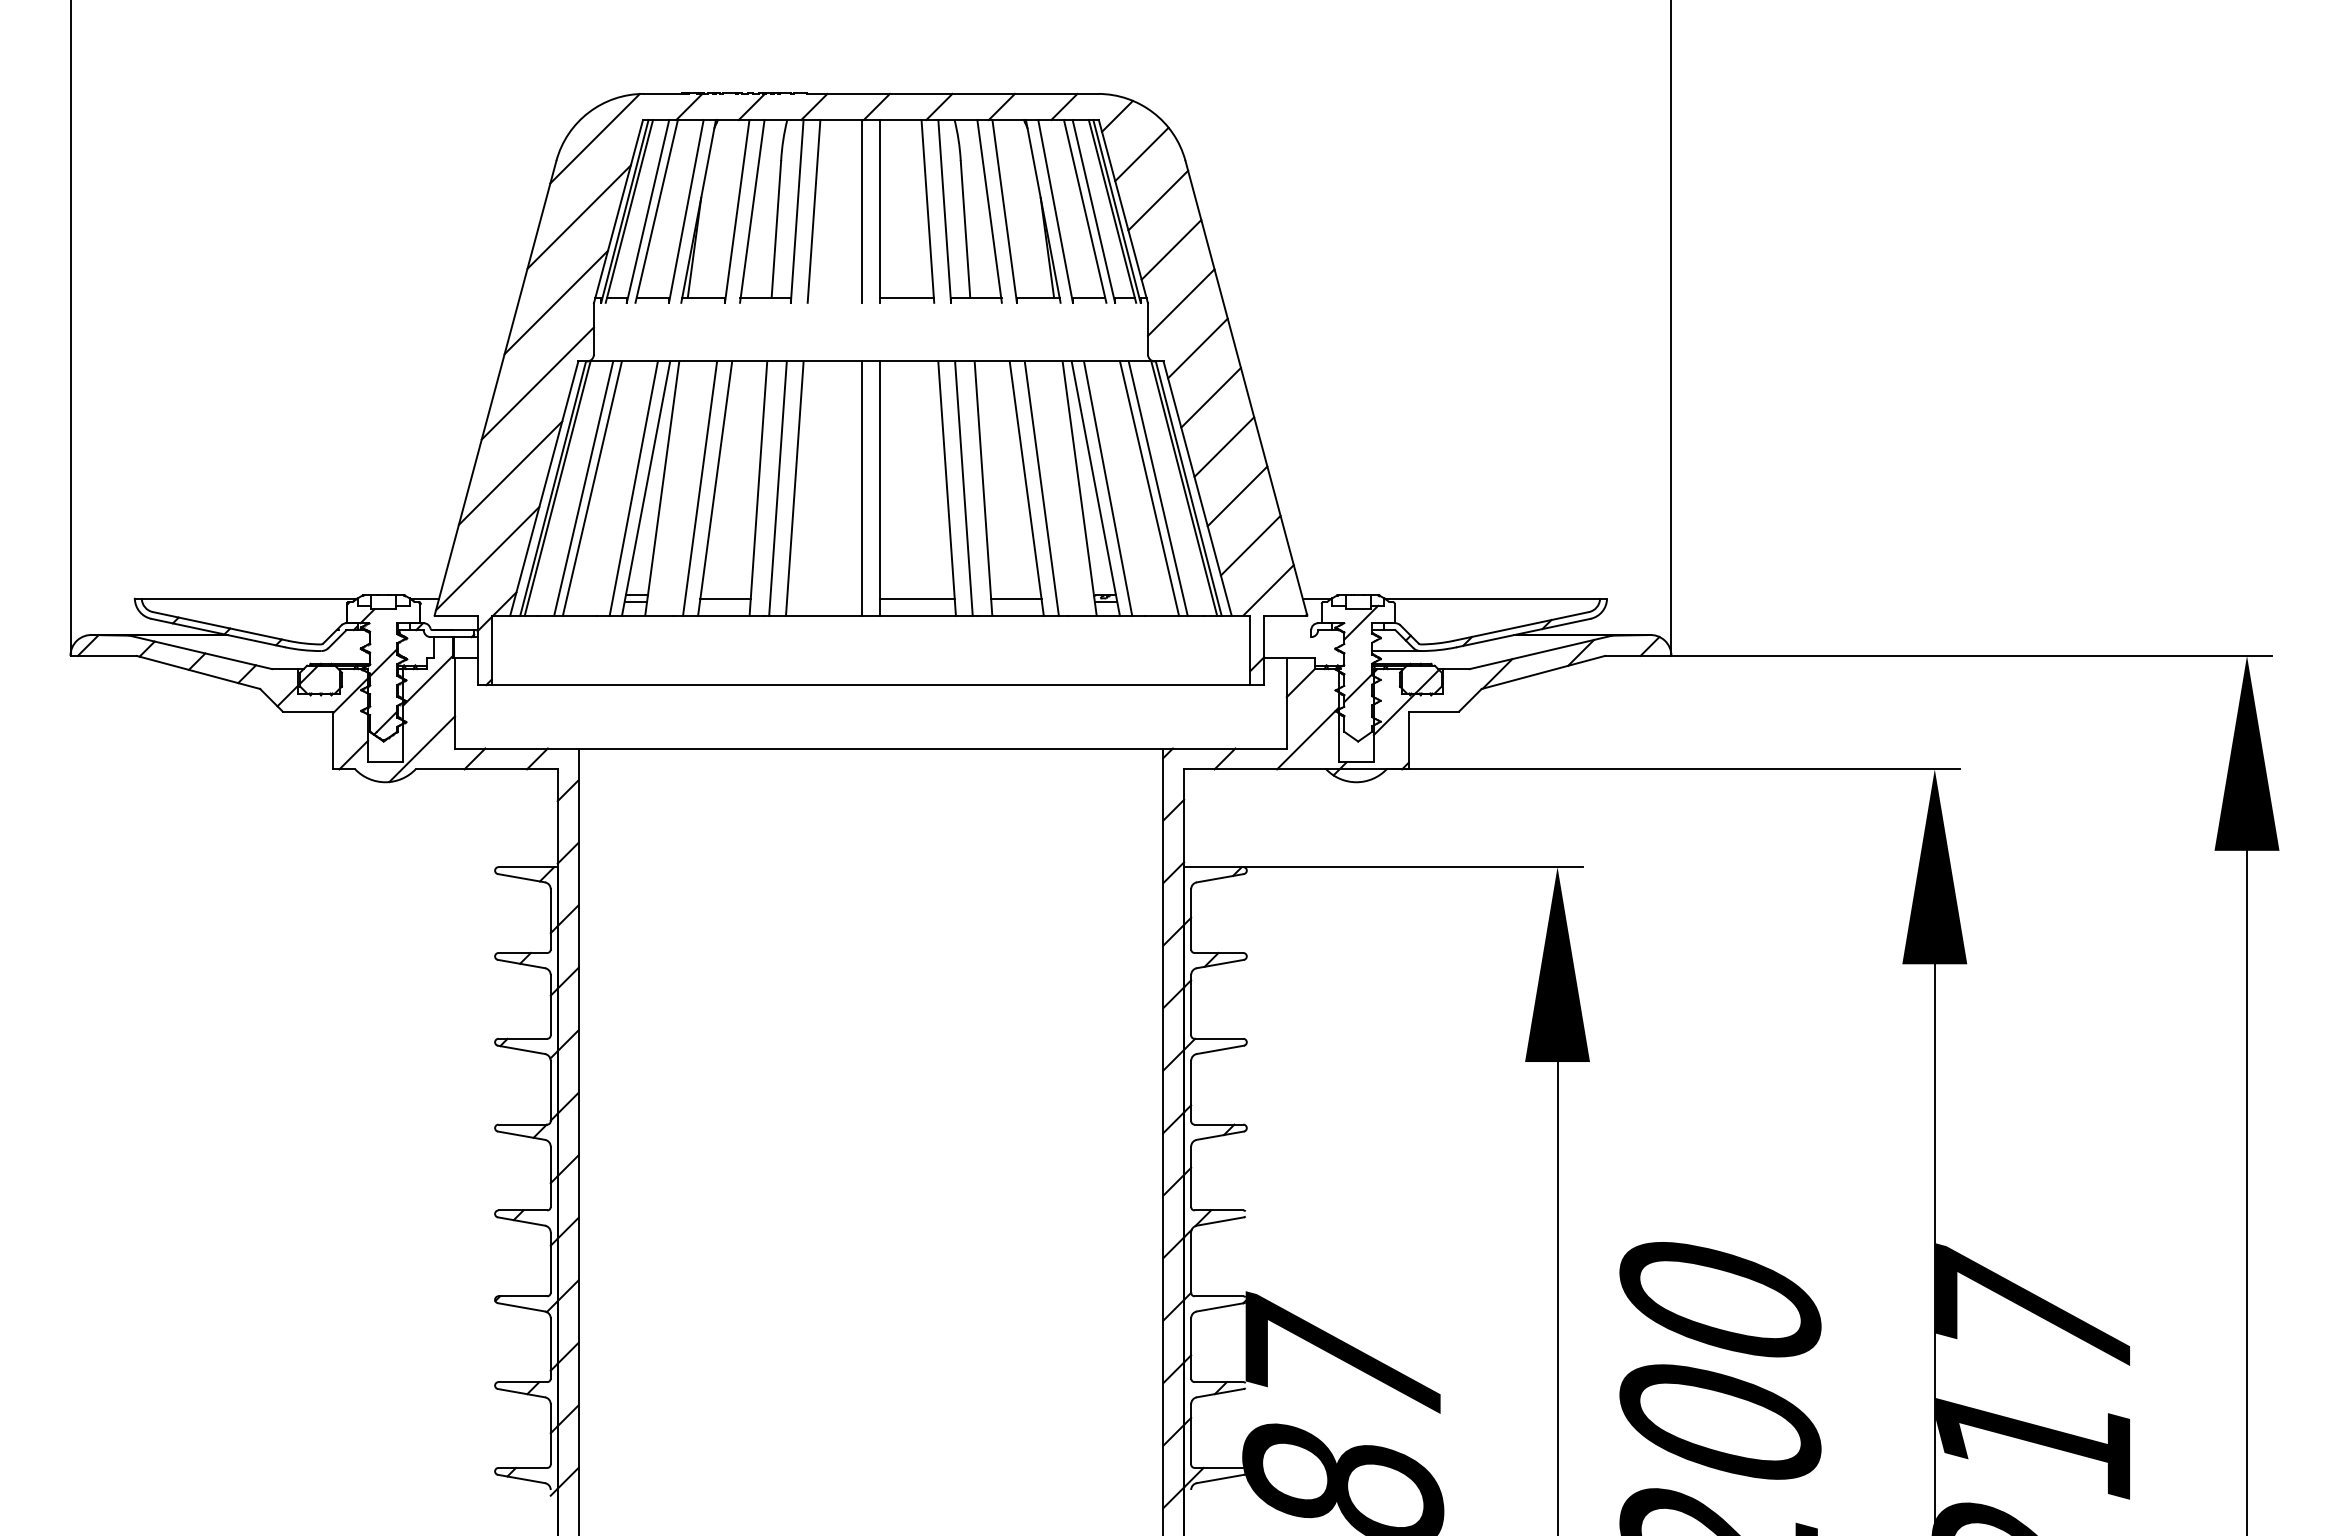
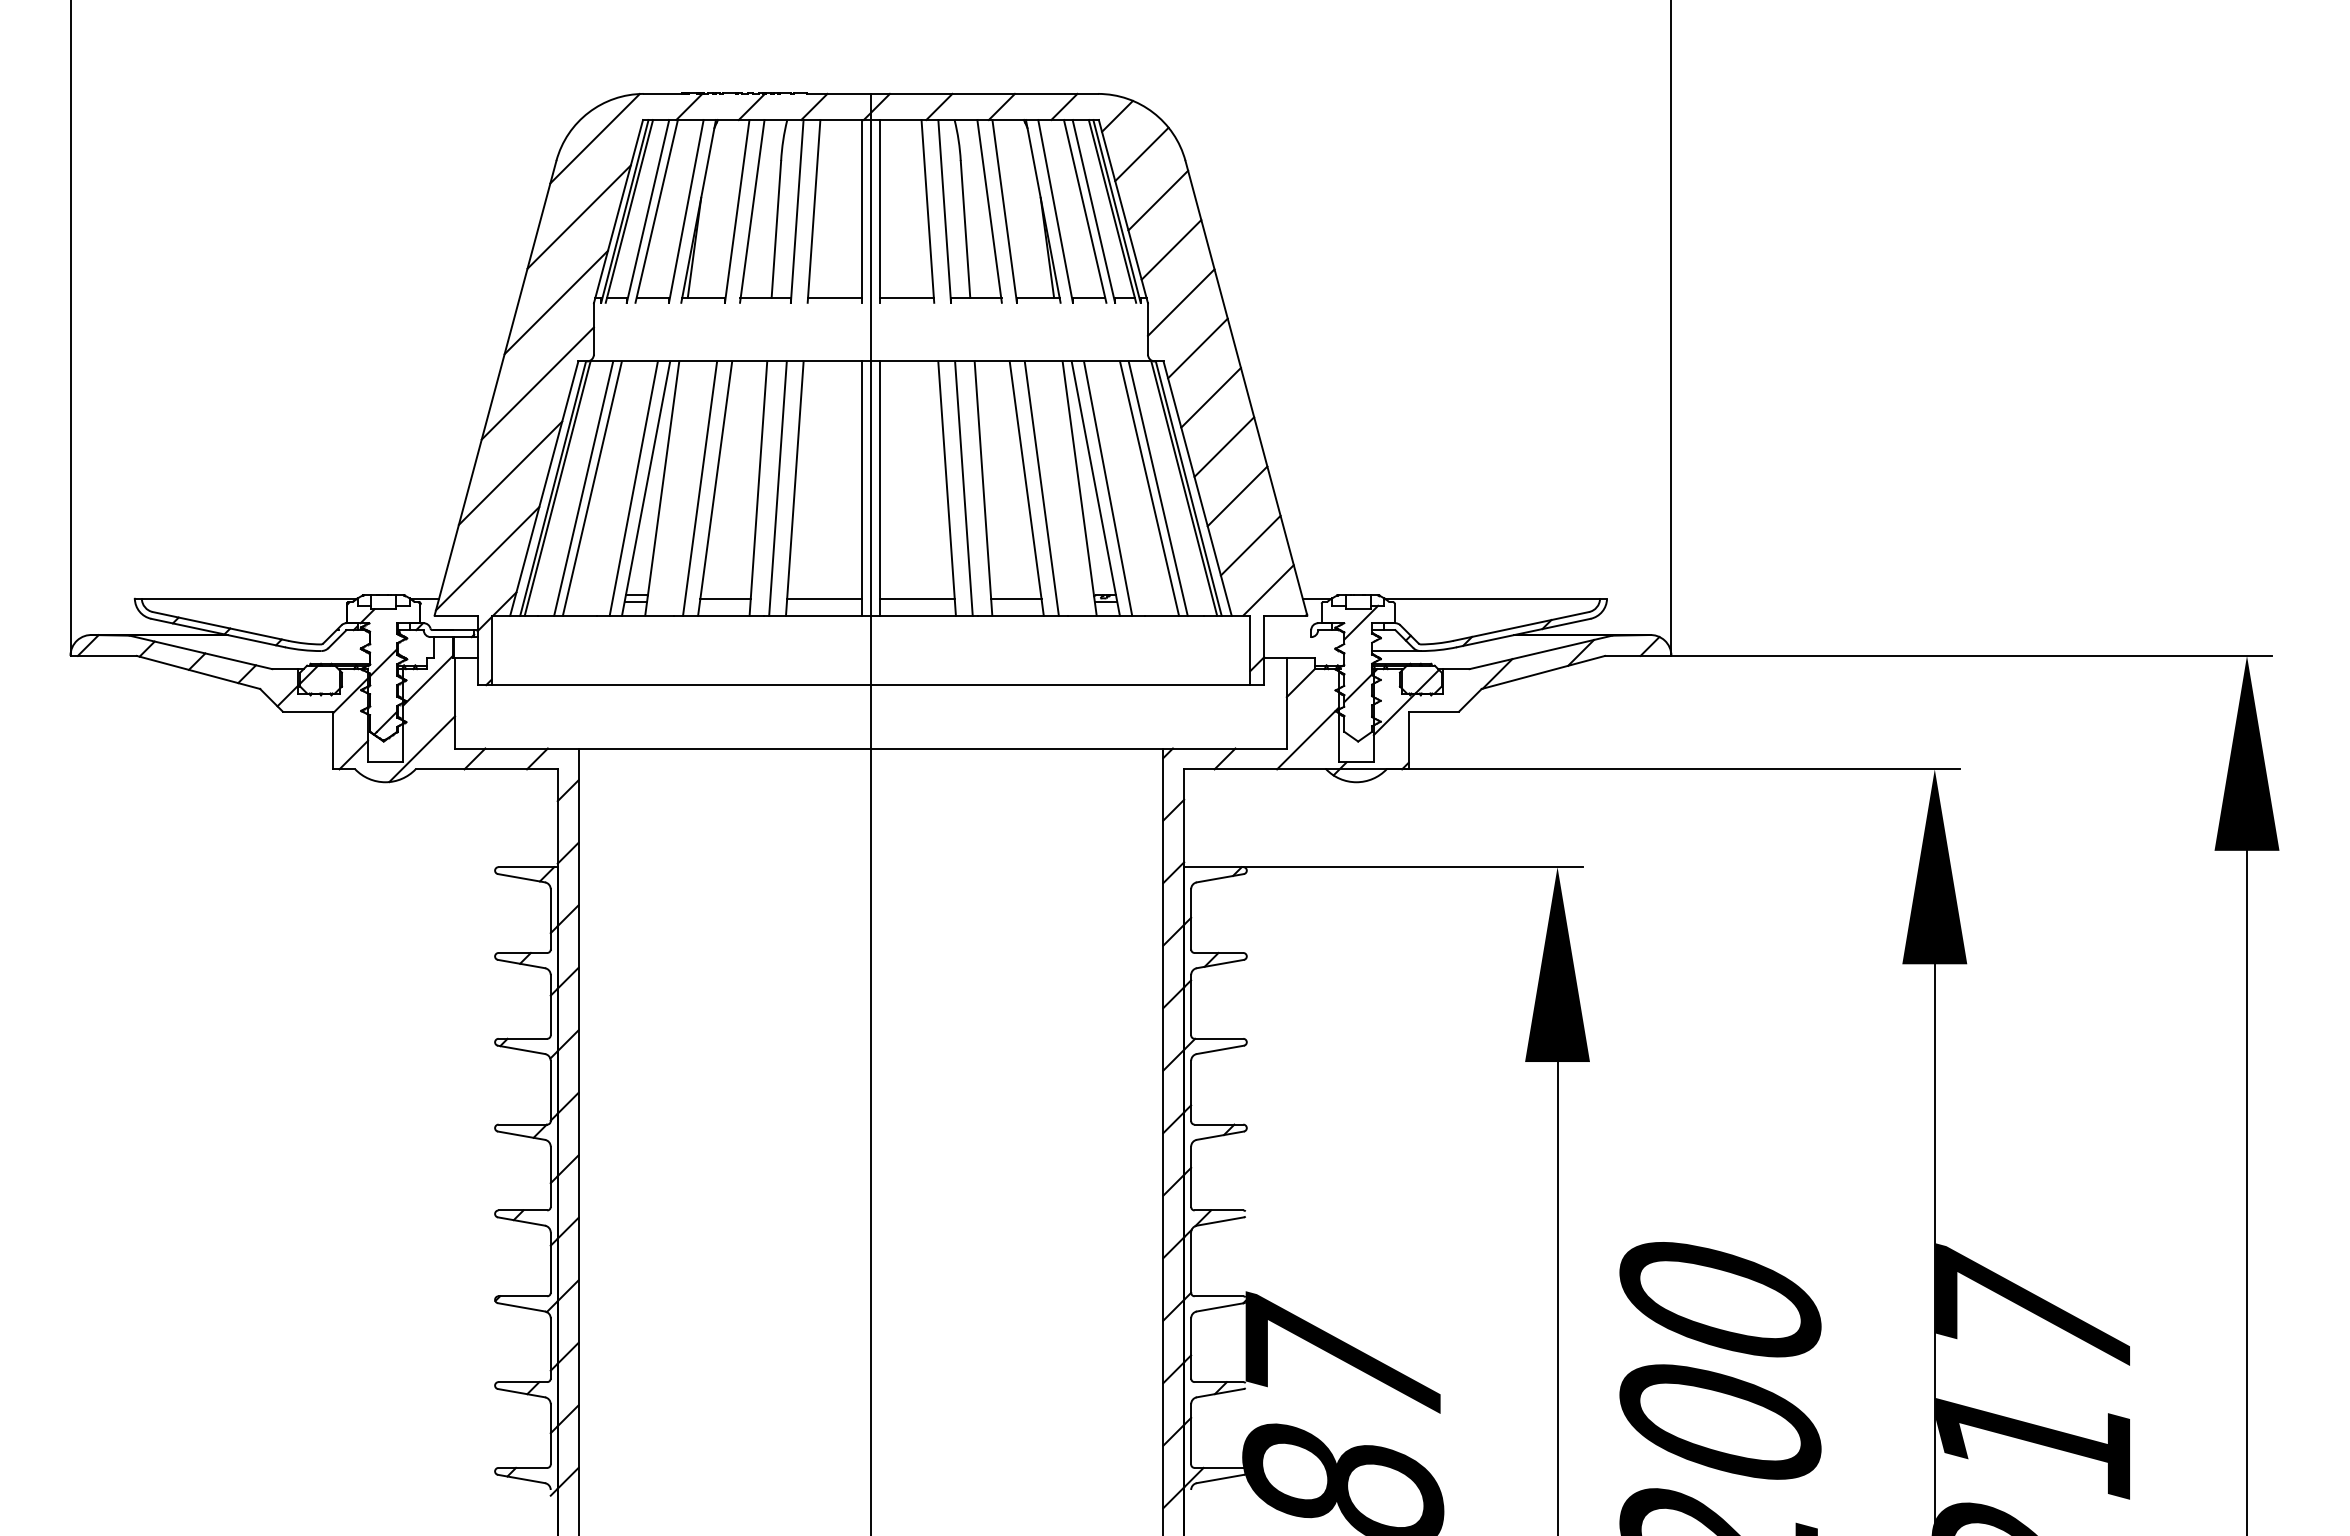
line: none -> present (834, 297)
line: none -> present (824, 598)
line: none -> present (870, 812)
